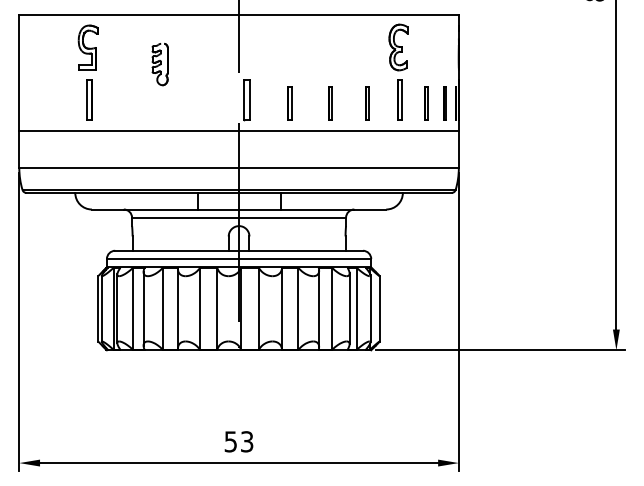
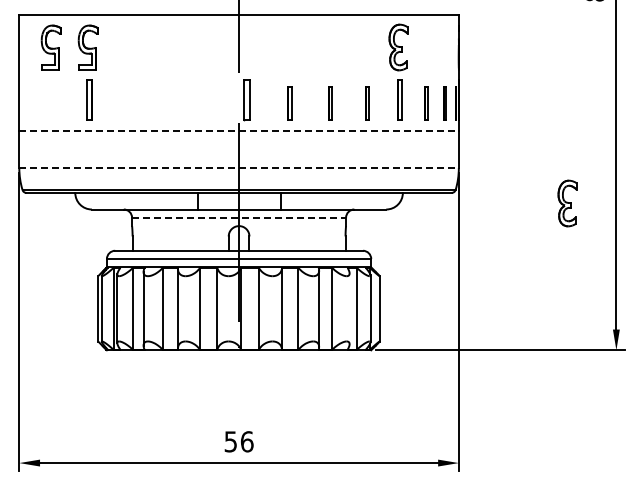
part: none -> present (50, 47)
part: present -> none (159, 64)
line: solid -> dashed (239, 130)
line: solid -> dashed (239, 168)
part: none -> present (567, 203)
line: solid -> dashed (239, 217)
line: present -> none (349, 308)
text: 53 -> 56 (247, 441)
